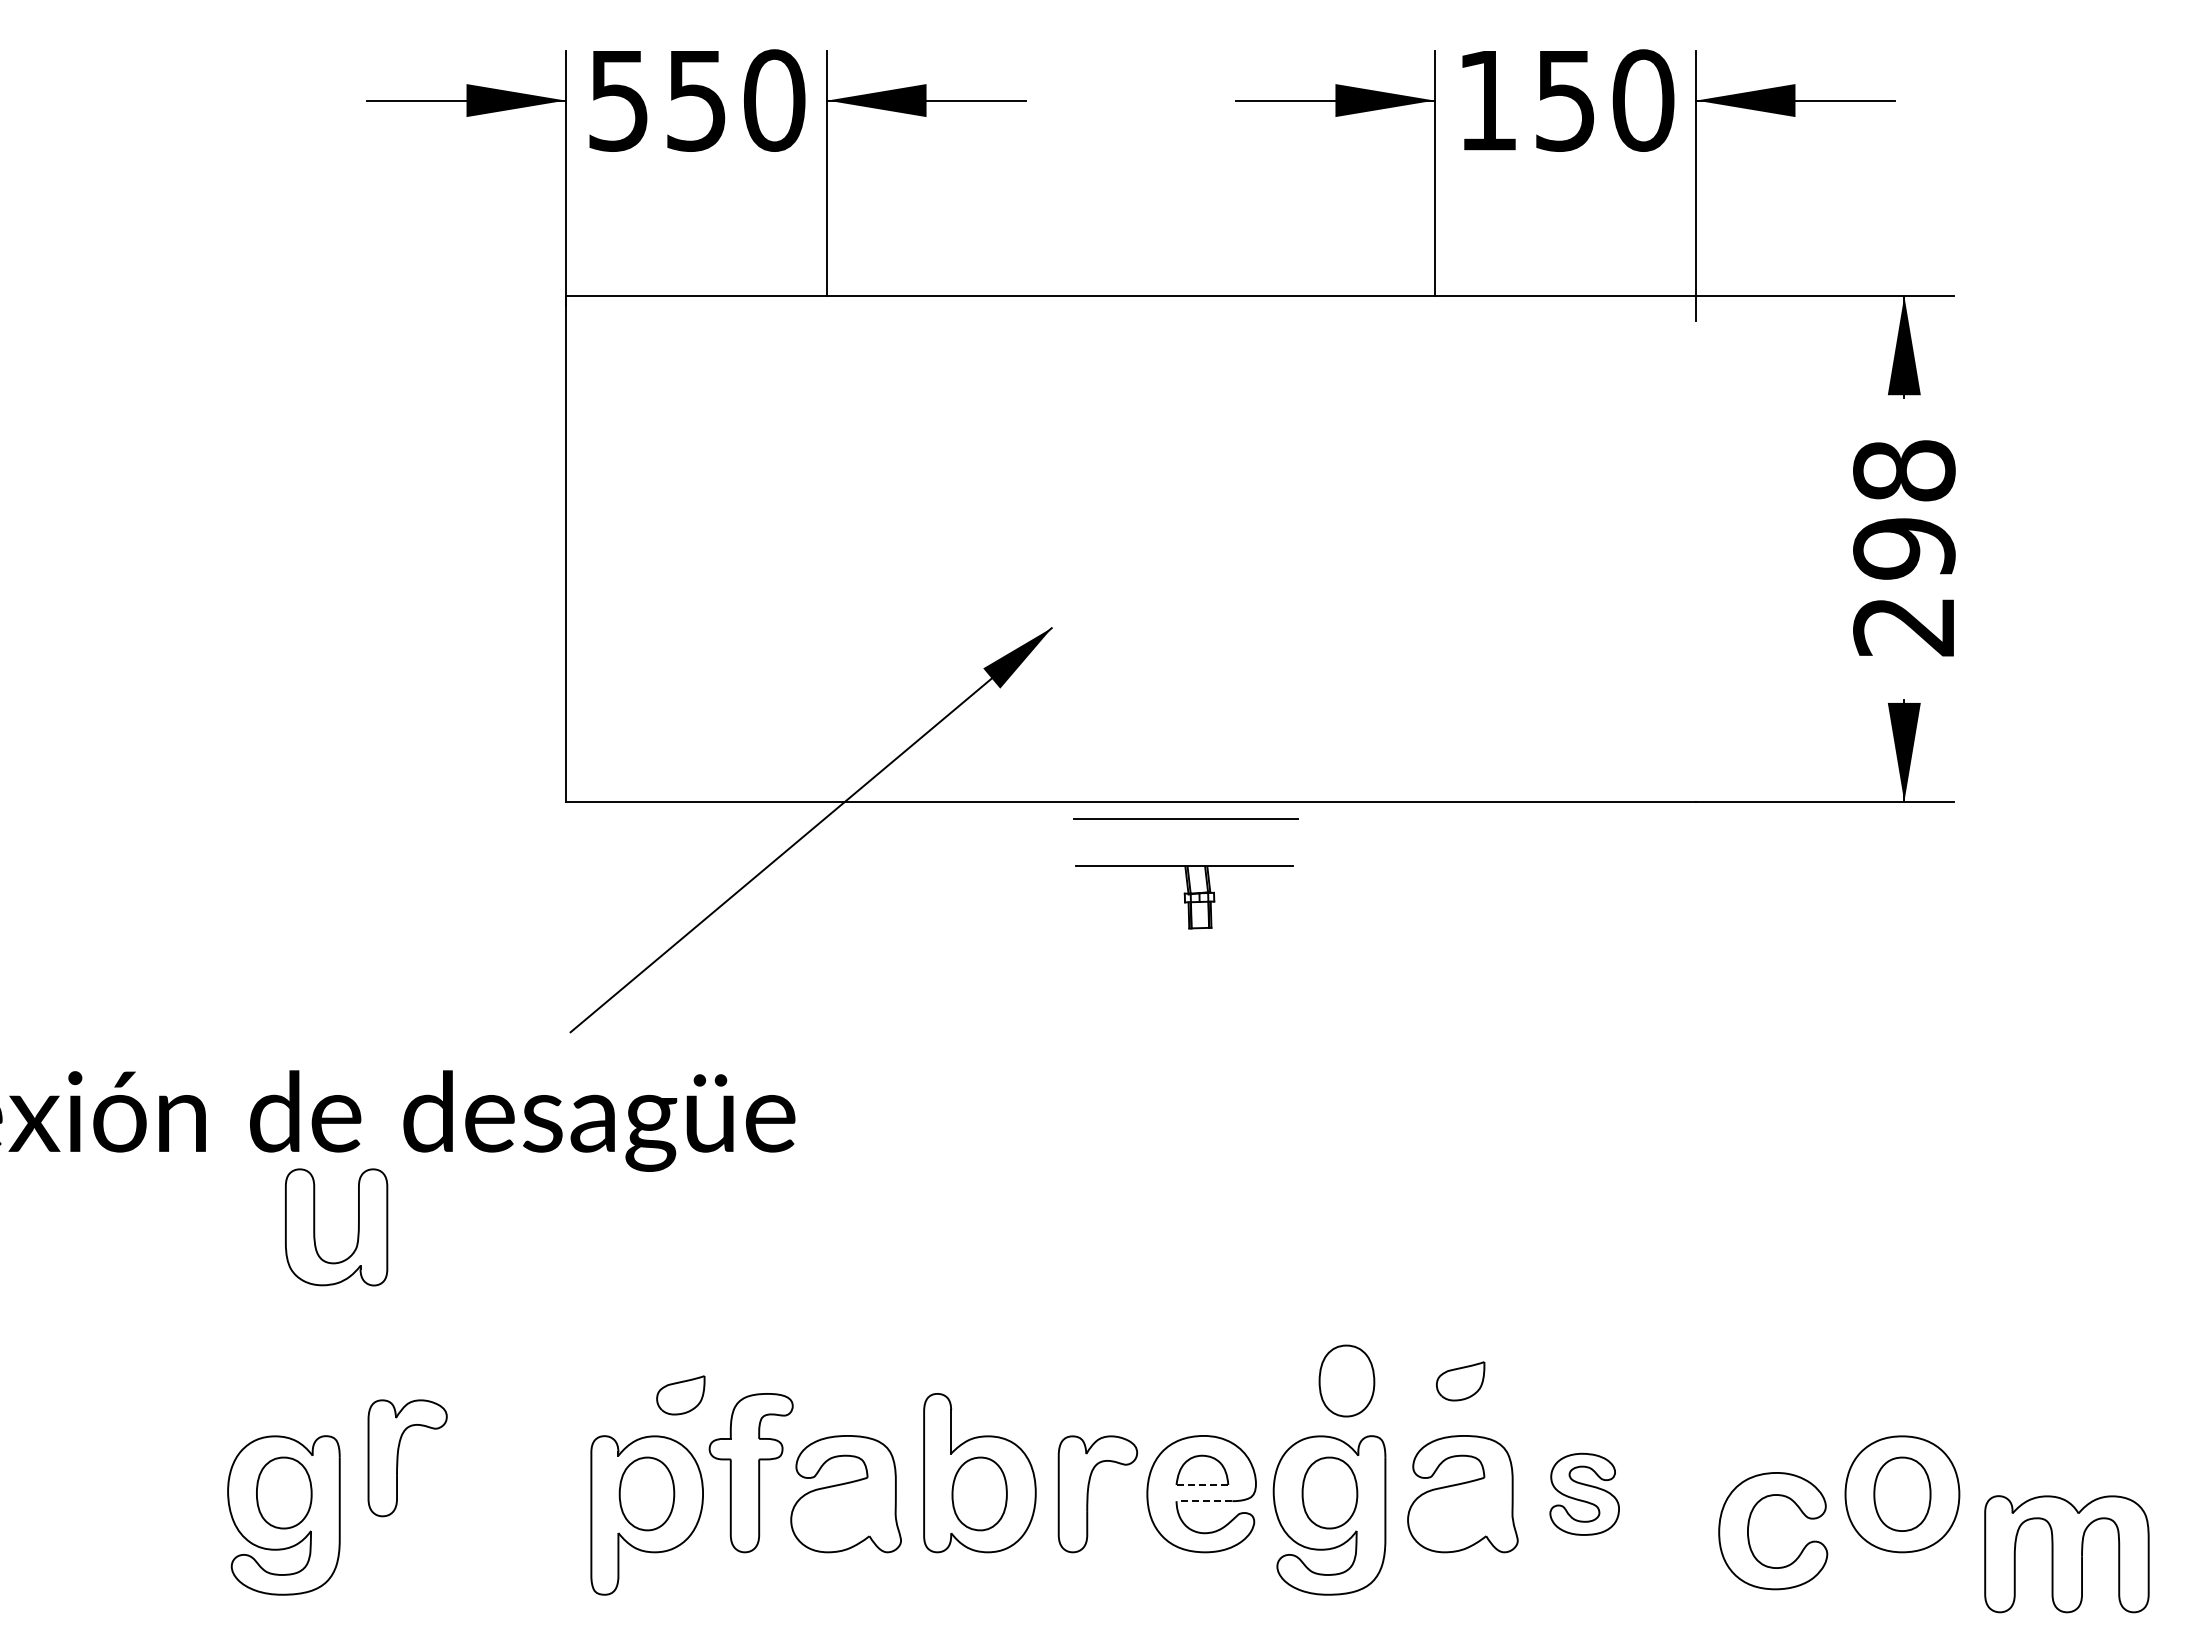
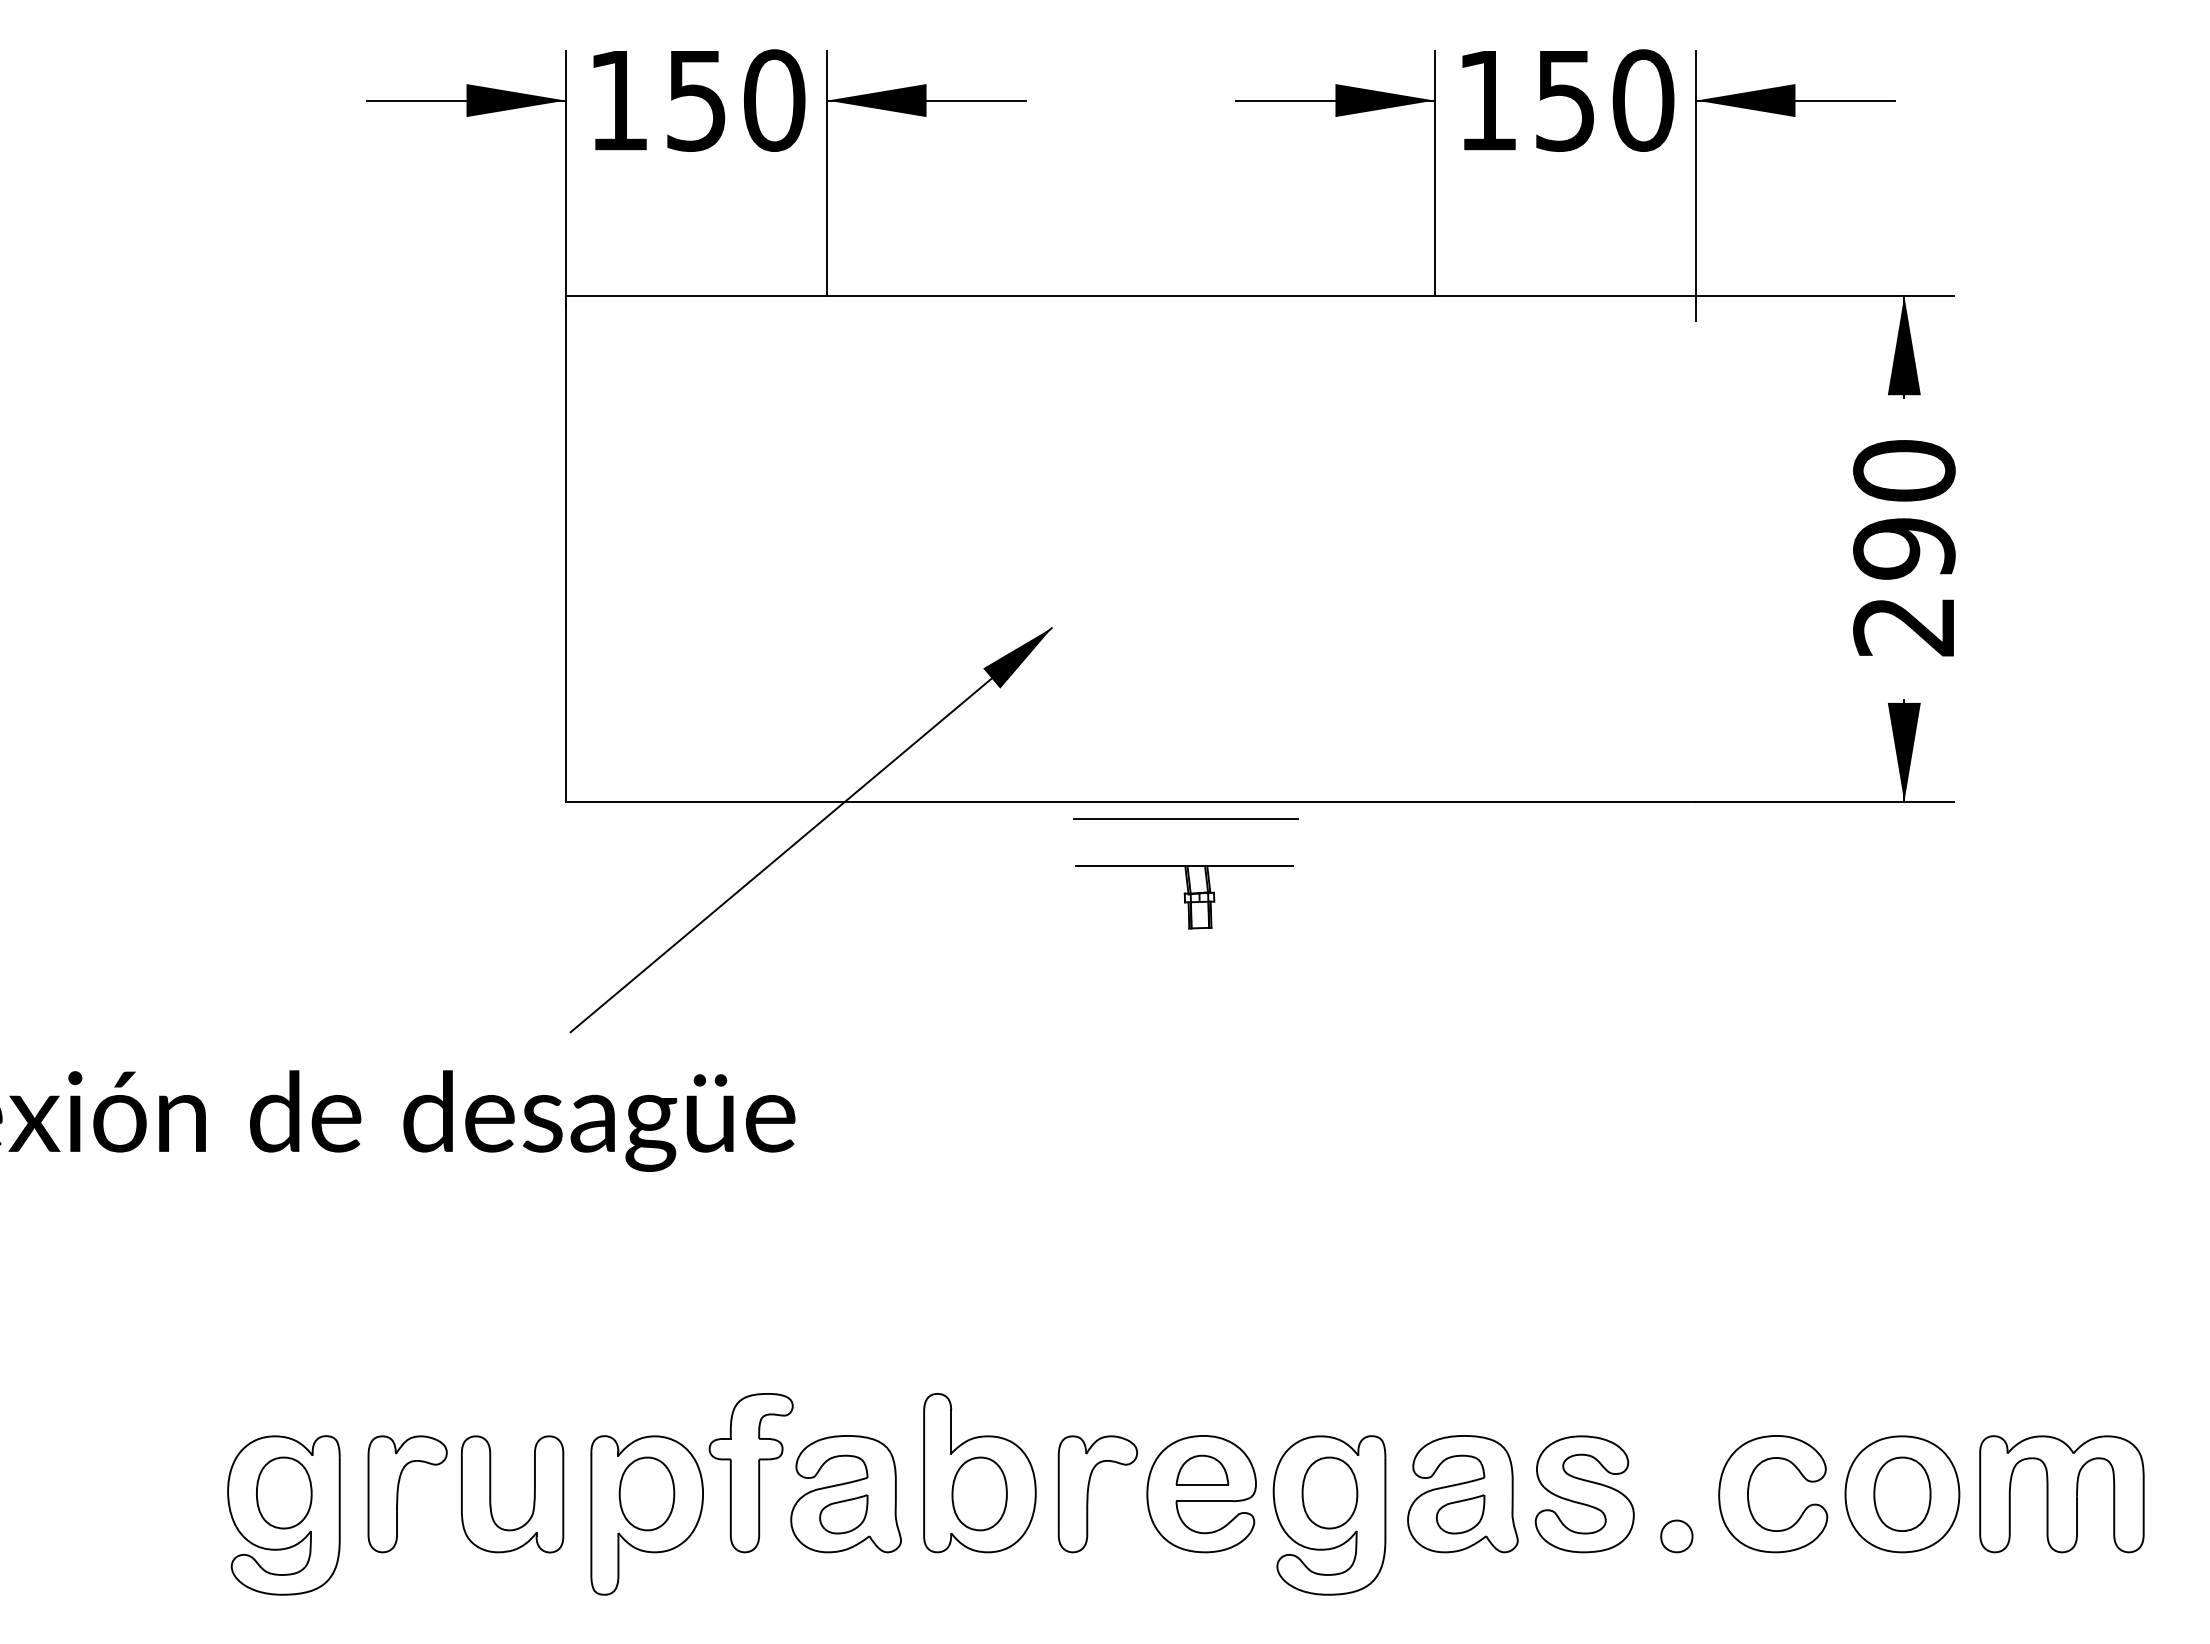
text: 550 -> 150 (618, 101)
text: 298 -> 290 (1904, 470)
part position: (315, 1227) -> (491, 1494) (491, 1494)
part: present -> none (1346, 1380)
part position: (1460, 1381) -> (1460, 1514) (1460, 1514)
part position: (680, 1395) -> (843, 1514) (843, 1514)
part position: (398, 1458) -> (398, 1494) (398, 1494)
line: dashed -> solid (1202, 1484)
part size: 71x84 px -> 101x119 px (1584, 1494)
line: dashed -> solid (1204, 1501)
part position: (1749, 1526) -> (1749, 1489) (1749, 1489)
part: none -> present (1676, 1536)
part position: (2066, 1554) -> (2061, 1494) (2061, 1494)
